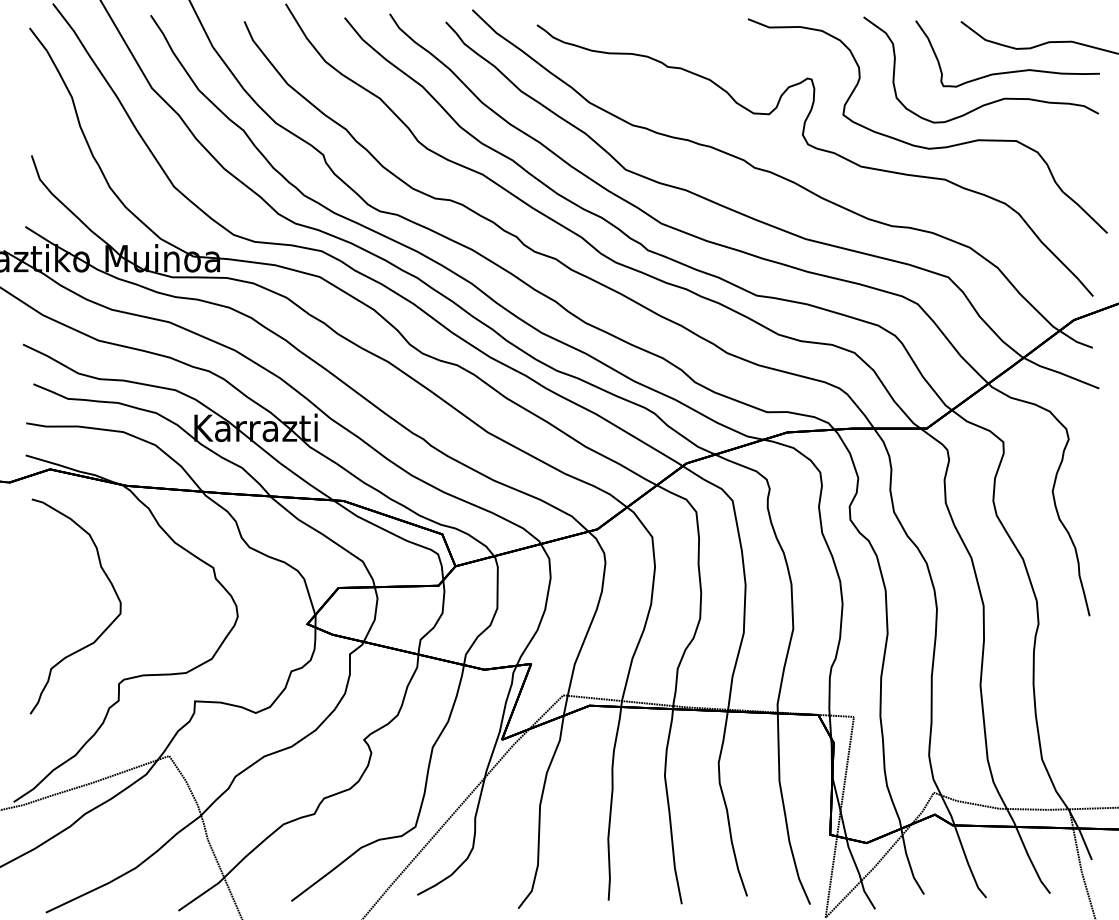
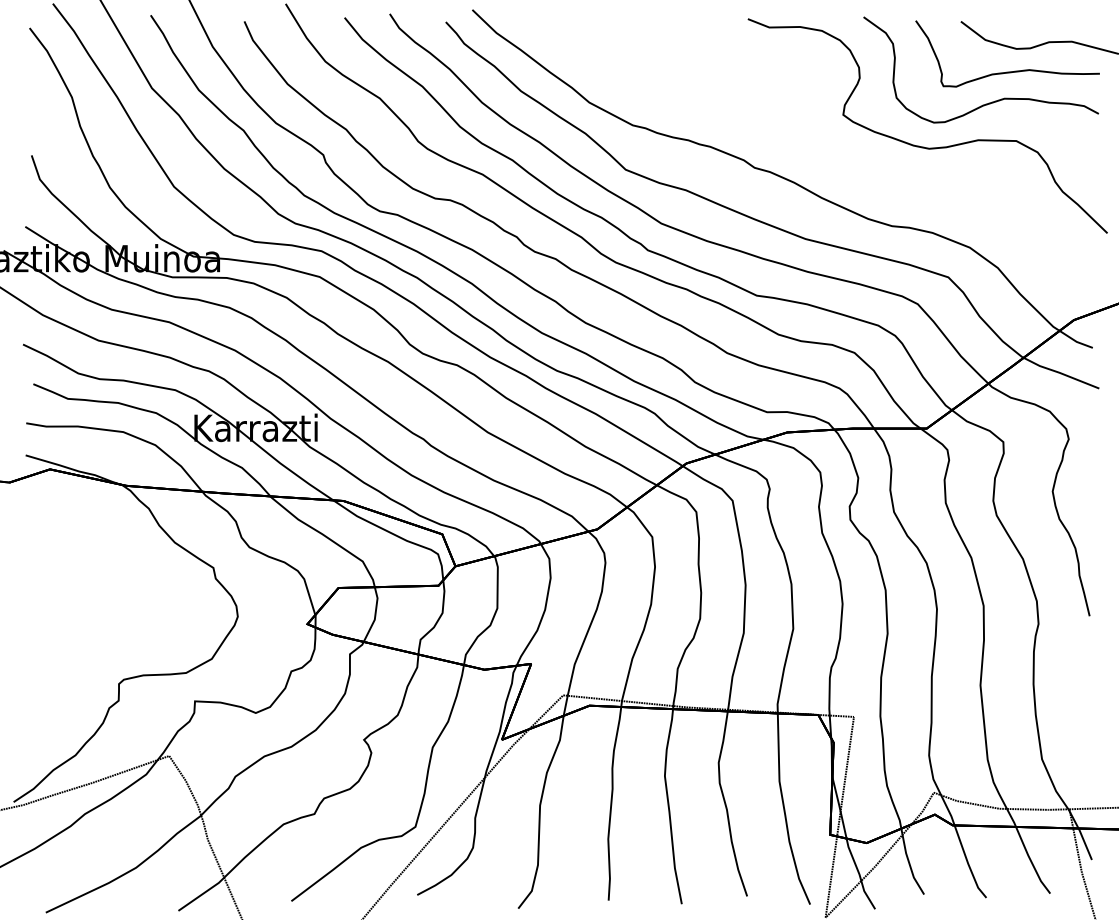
curve: present -> none (816, 149)
curve: present -> none (102, 631)
